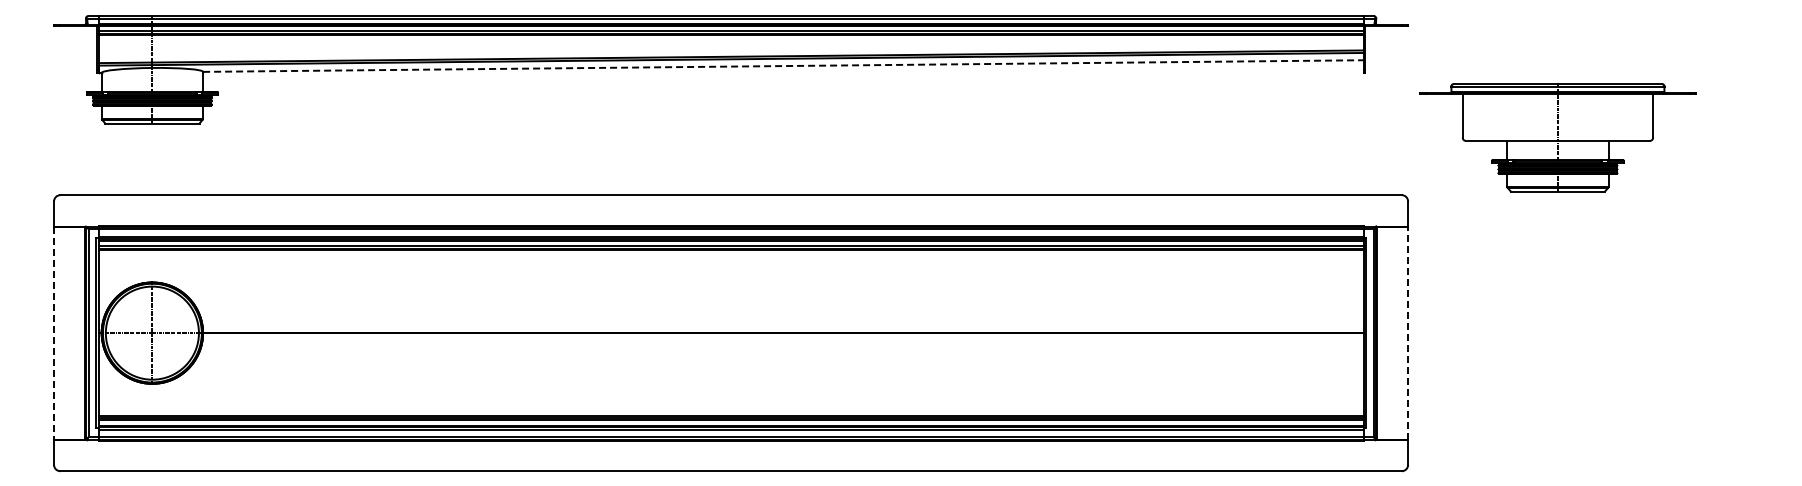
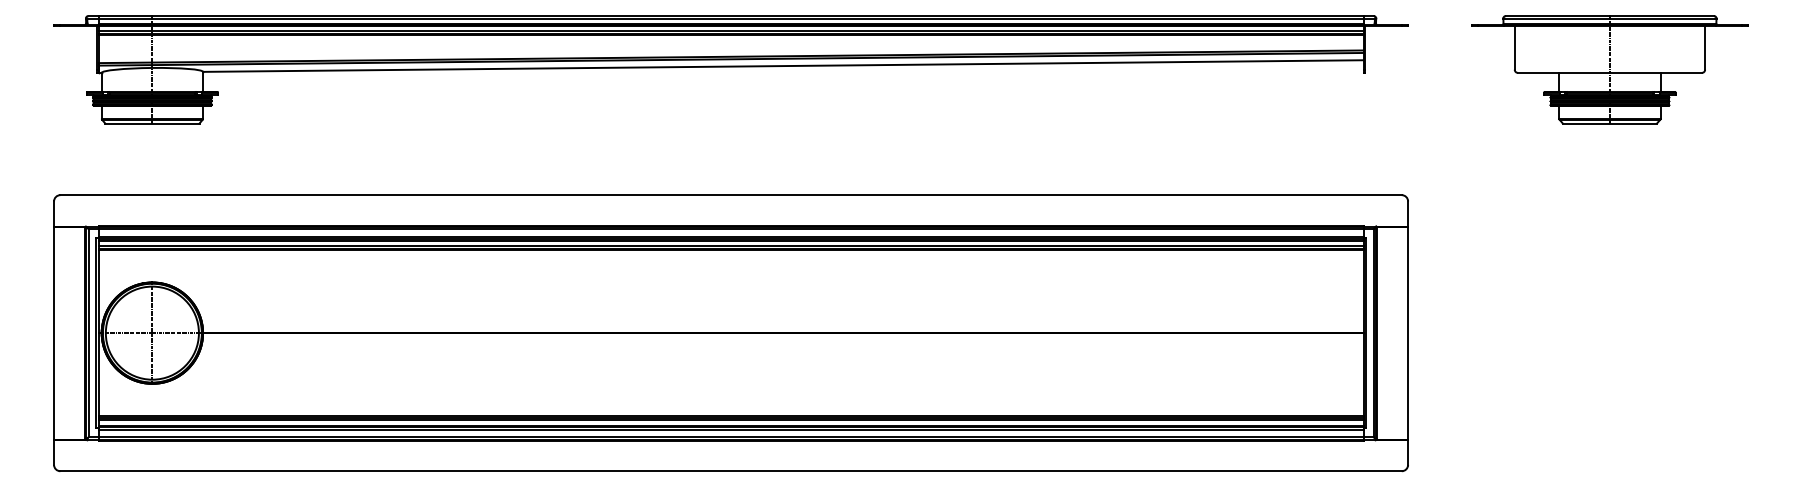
line: dashed -> solid (783, 66)
part position: (1557, 137) -> (1609, 69) (1609, 69)
line: dashed -> solid (1408, 332)
line: dashed -> solid (54, 333)
